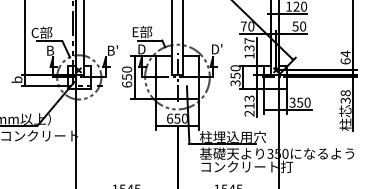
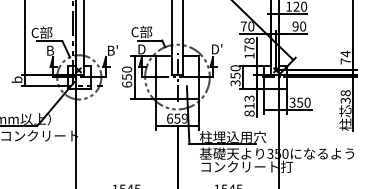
text: 50 -> 90 (295, 26)
text: E部 -> C部 (134, 32)
text: 137 -> 178 (249, 44)
text: 64 -> 74 (345, 61)
text: 213 -> 813 (249, 113)
text: 650 -> 659 (184, 118)
